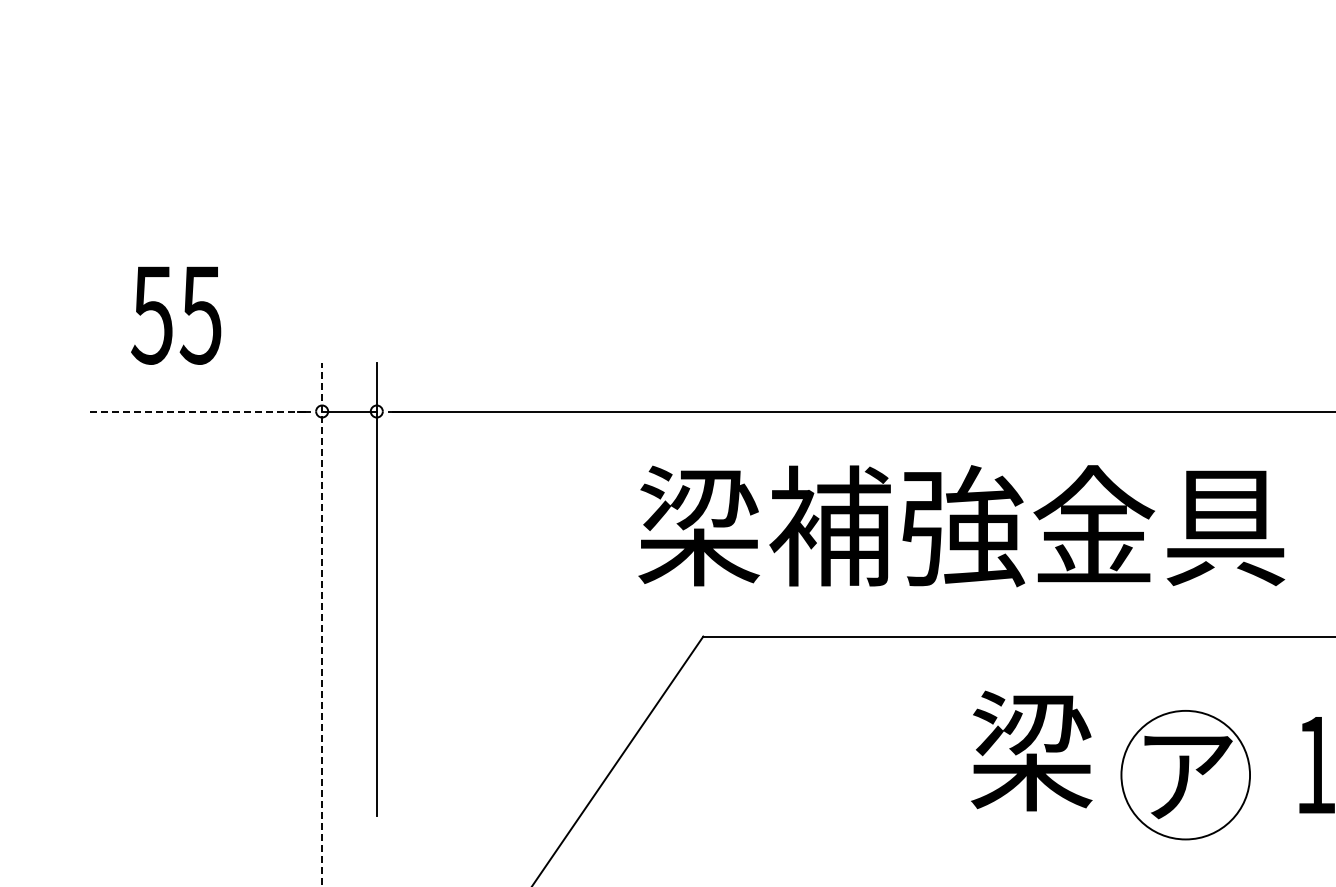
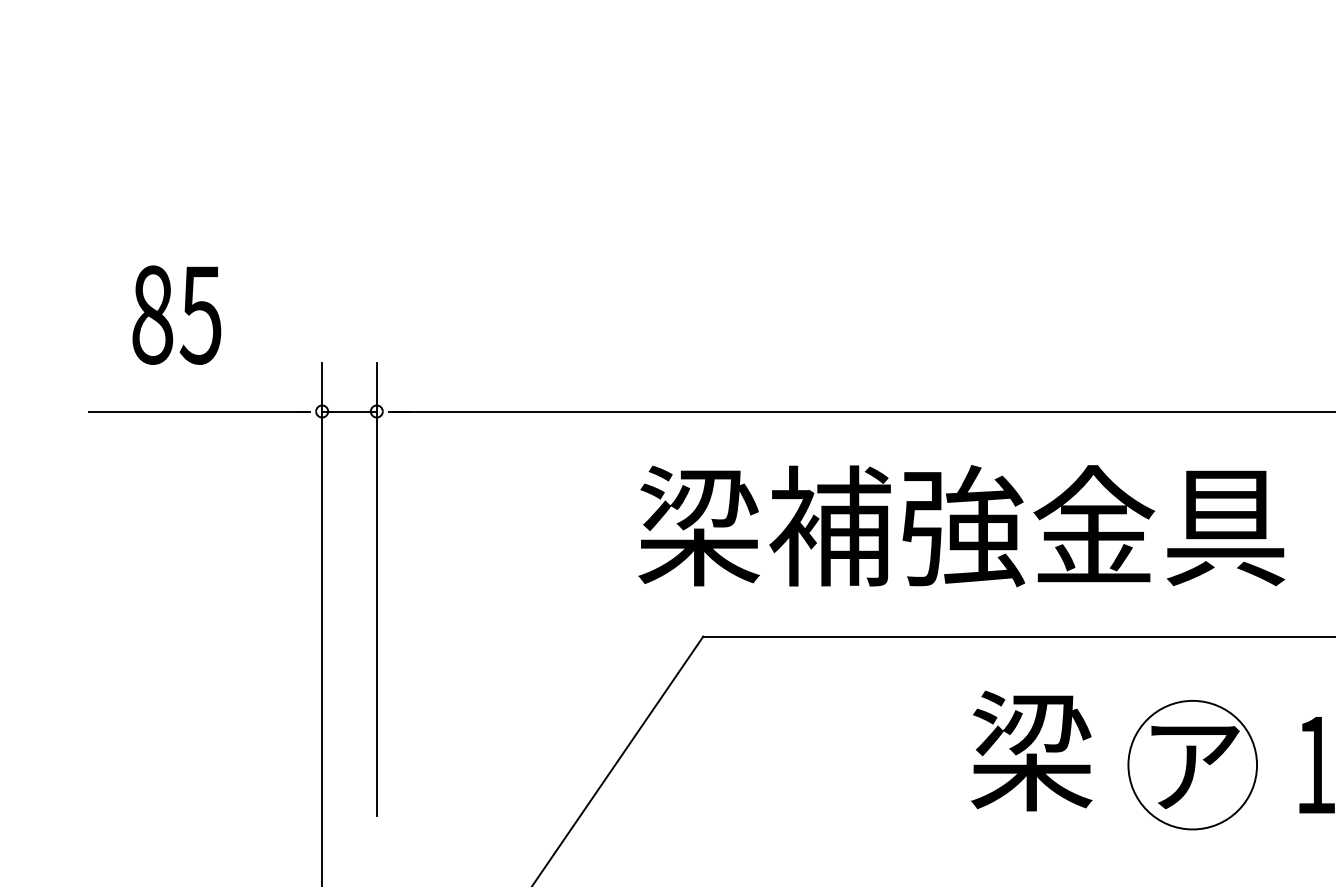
text: 55 -> 85 (152, 314)
line: dashed -> solid (197, 411)
line: dashed -> solid (322, 624)
part position: (1185, 775) -> (1192, 765) (1192, 765)
